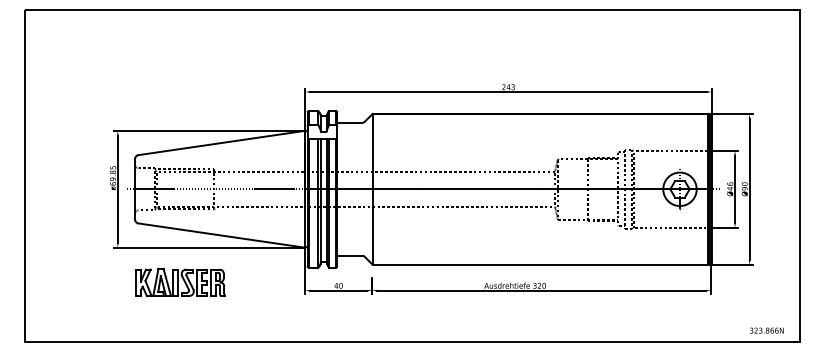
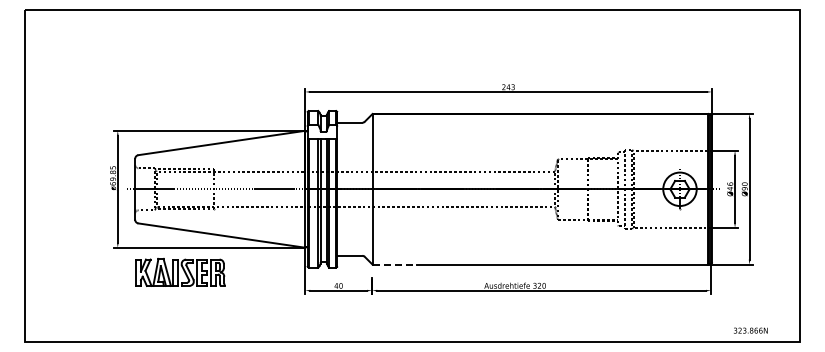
line: solid -> dashed (395, 264)
part position: (180, 282) -> (180, 272) (180, 272)
text position: (766, 330) -> (750, 330) (750, 330)
